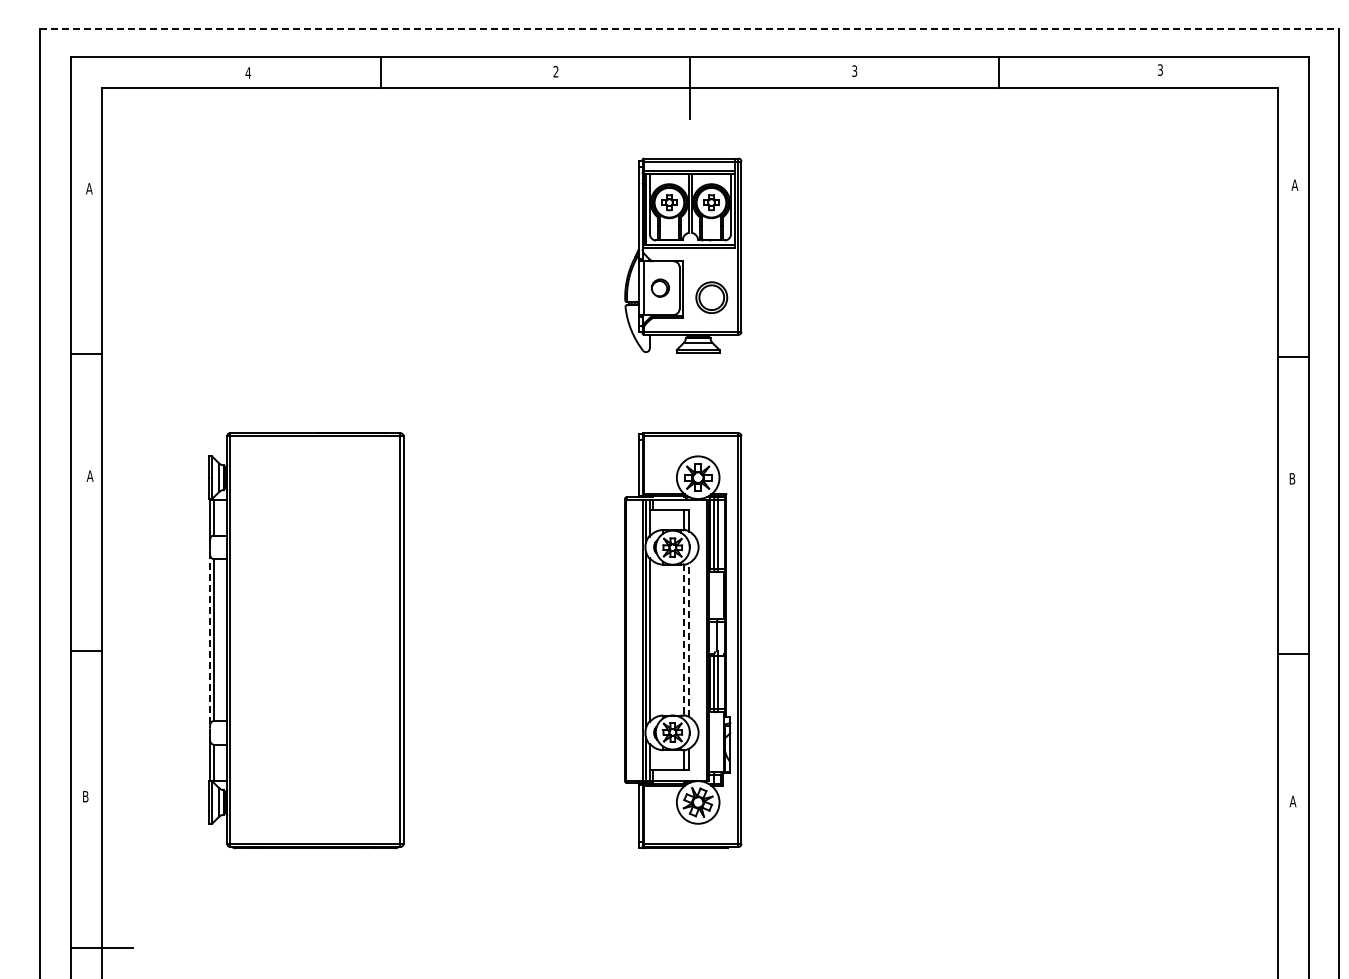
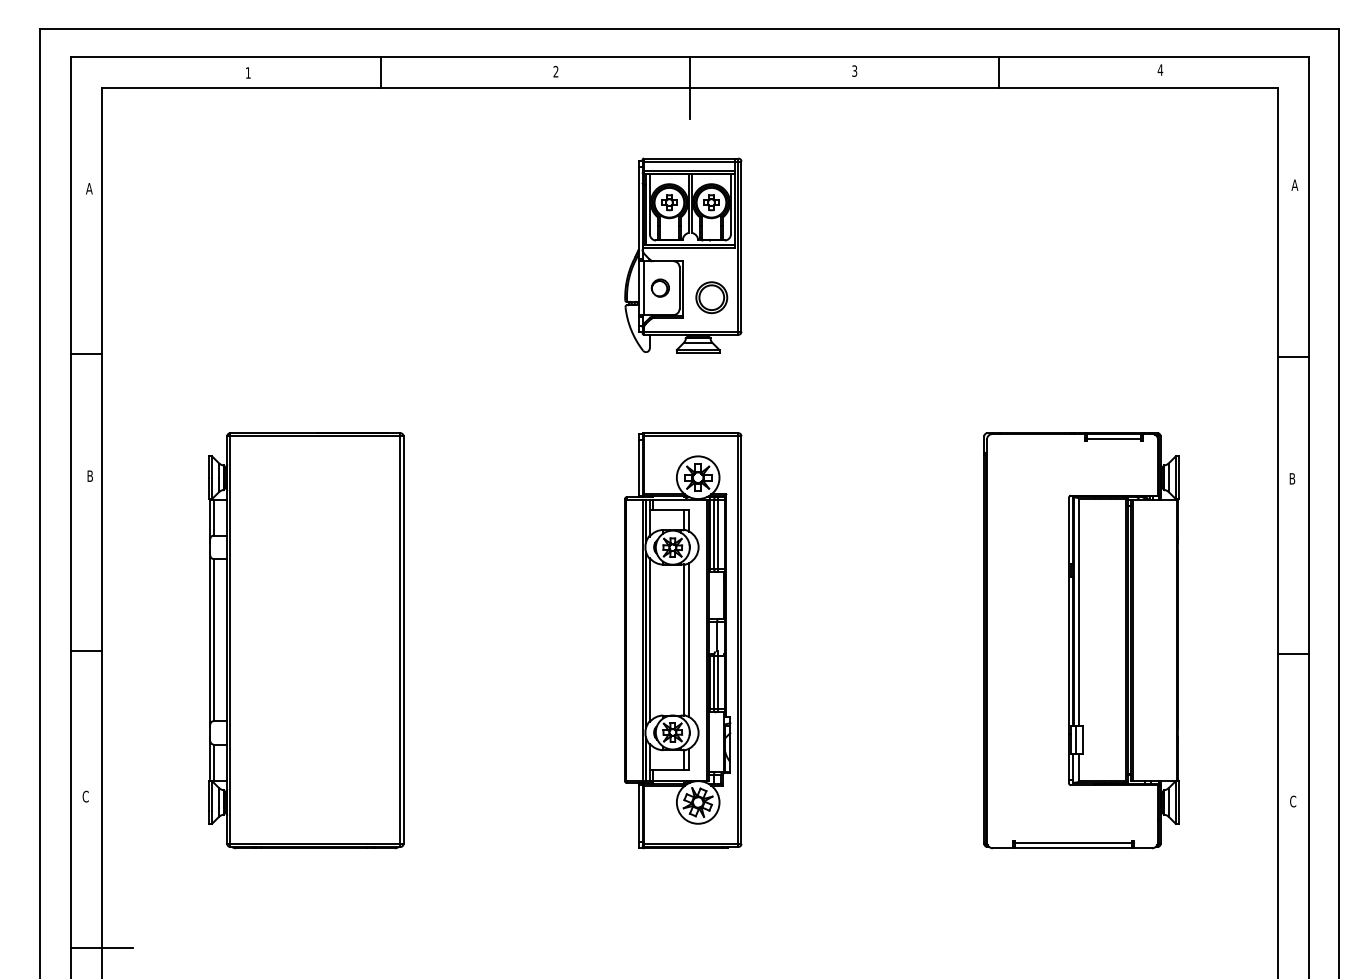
line: dashed -> solid (690, 29)
text: 3 -> 4 (1160, 69)
text: 4 -> 1 (248, 72)
text: A -> B (89, 475)
line: dashed -> solid (689, 639)
line: dashed -> solid (209, 640)
line: dashed -> solid (683, 640)
part: none -> present (1081, 640)
text: B -> C (85, 796)
text: A -> C (1292, 801)
